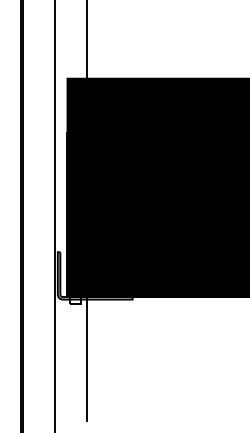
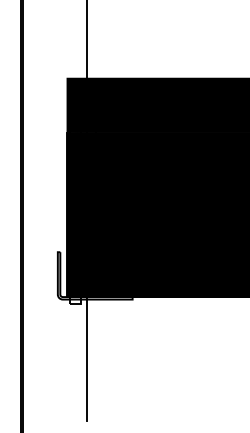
line: present -> none (55, 215)
